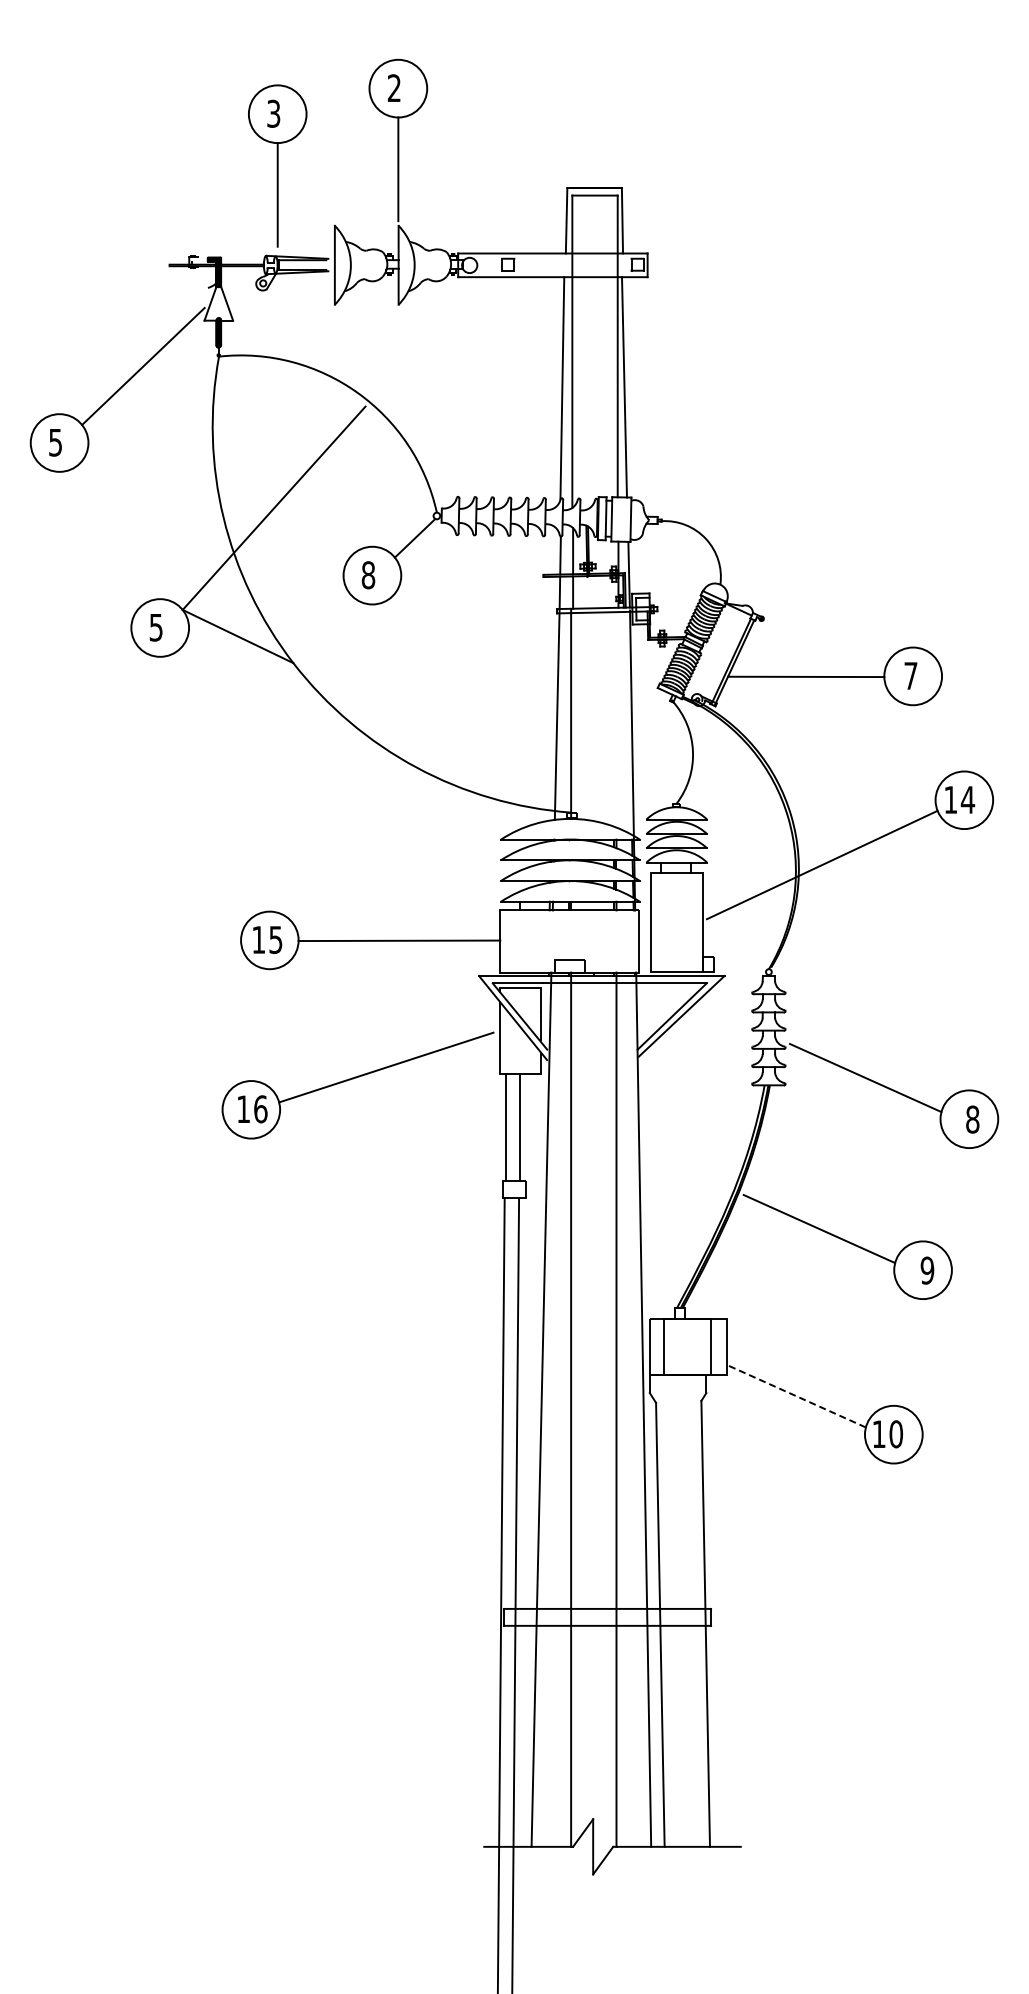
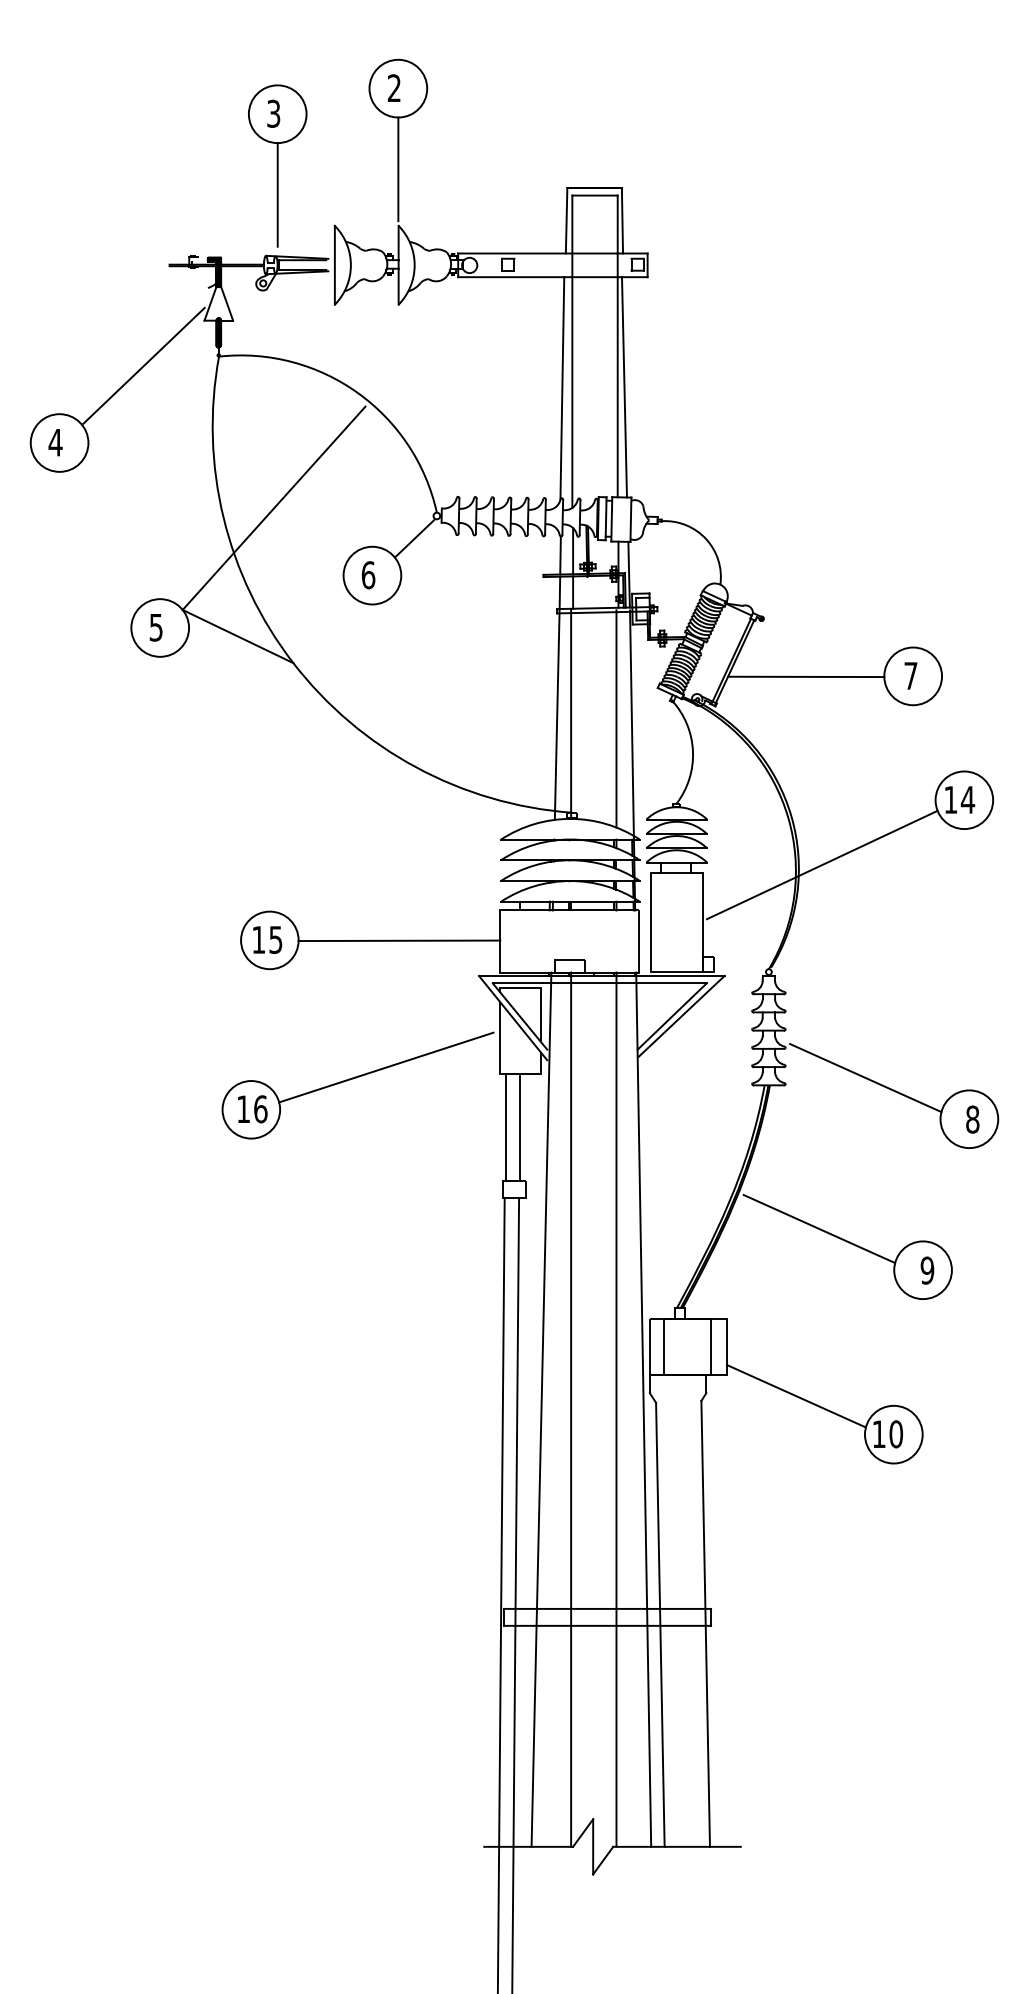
text: 5 -> 4 (55, 442)
text: 8 -> 6 (368, 575)
line: none -> present (616, 718)
line: dashed -> solid (796, 1396)
